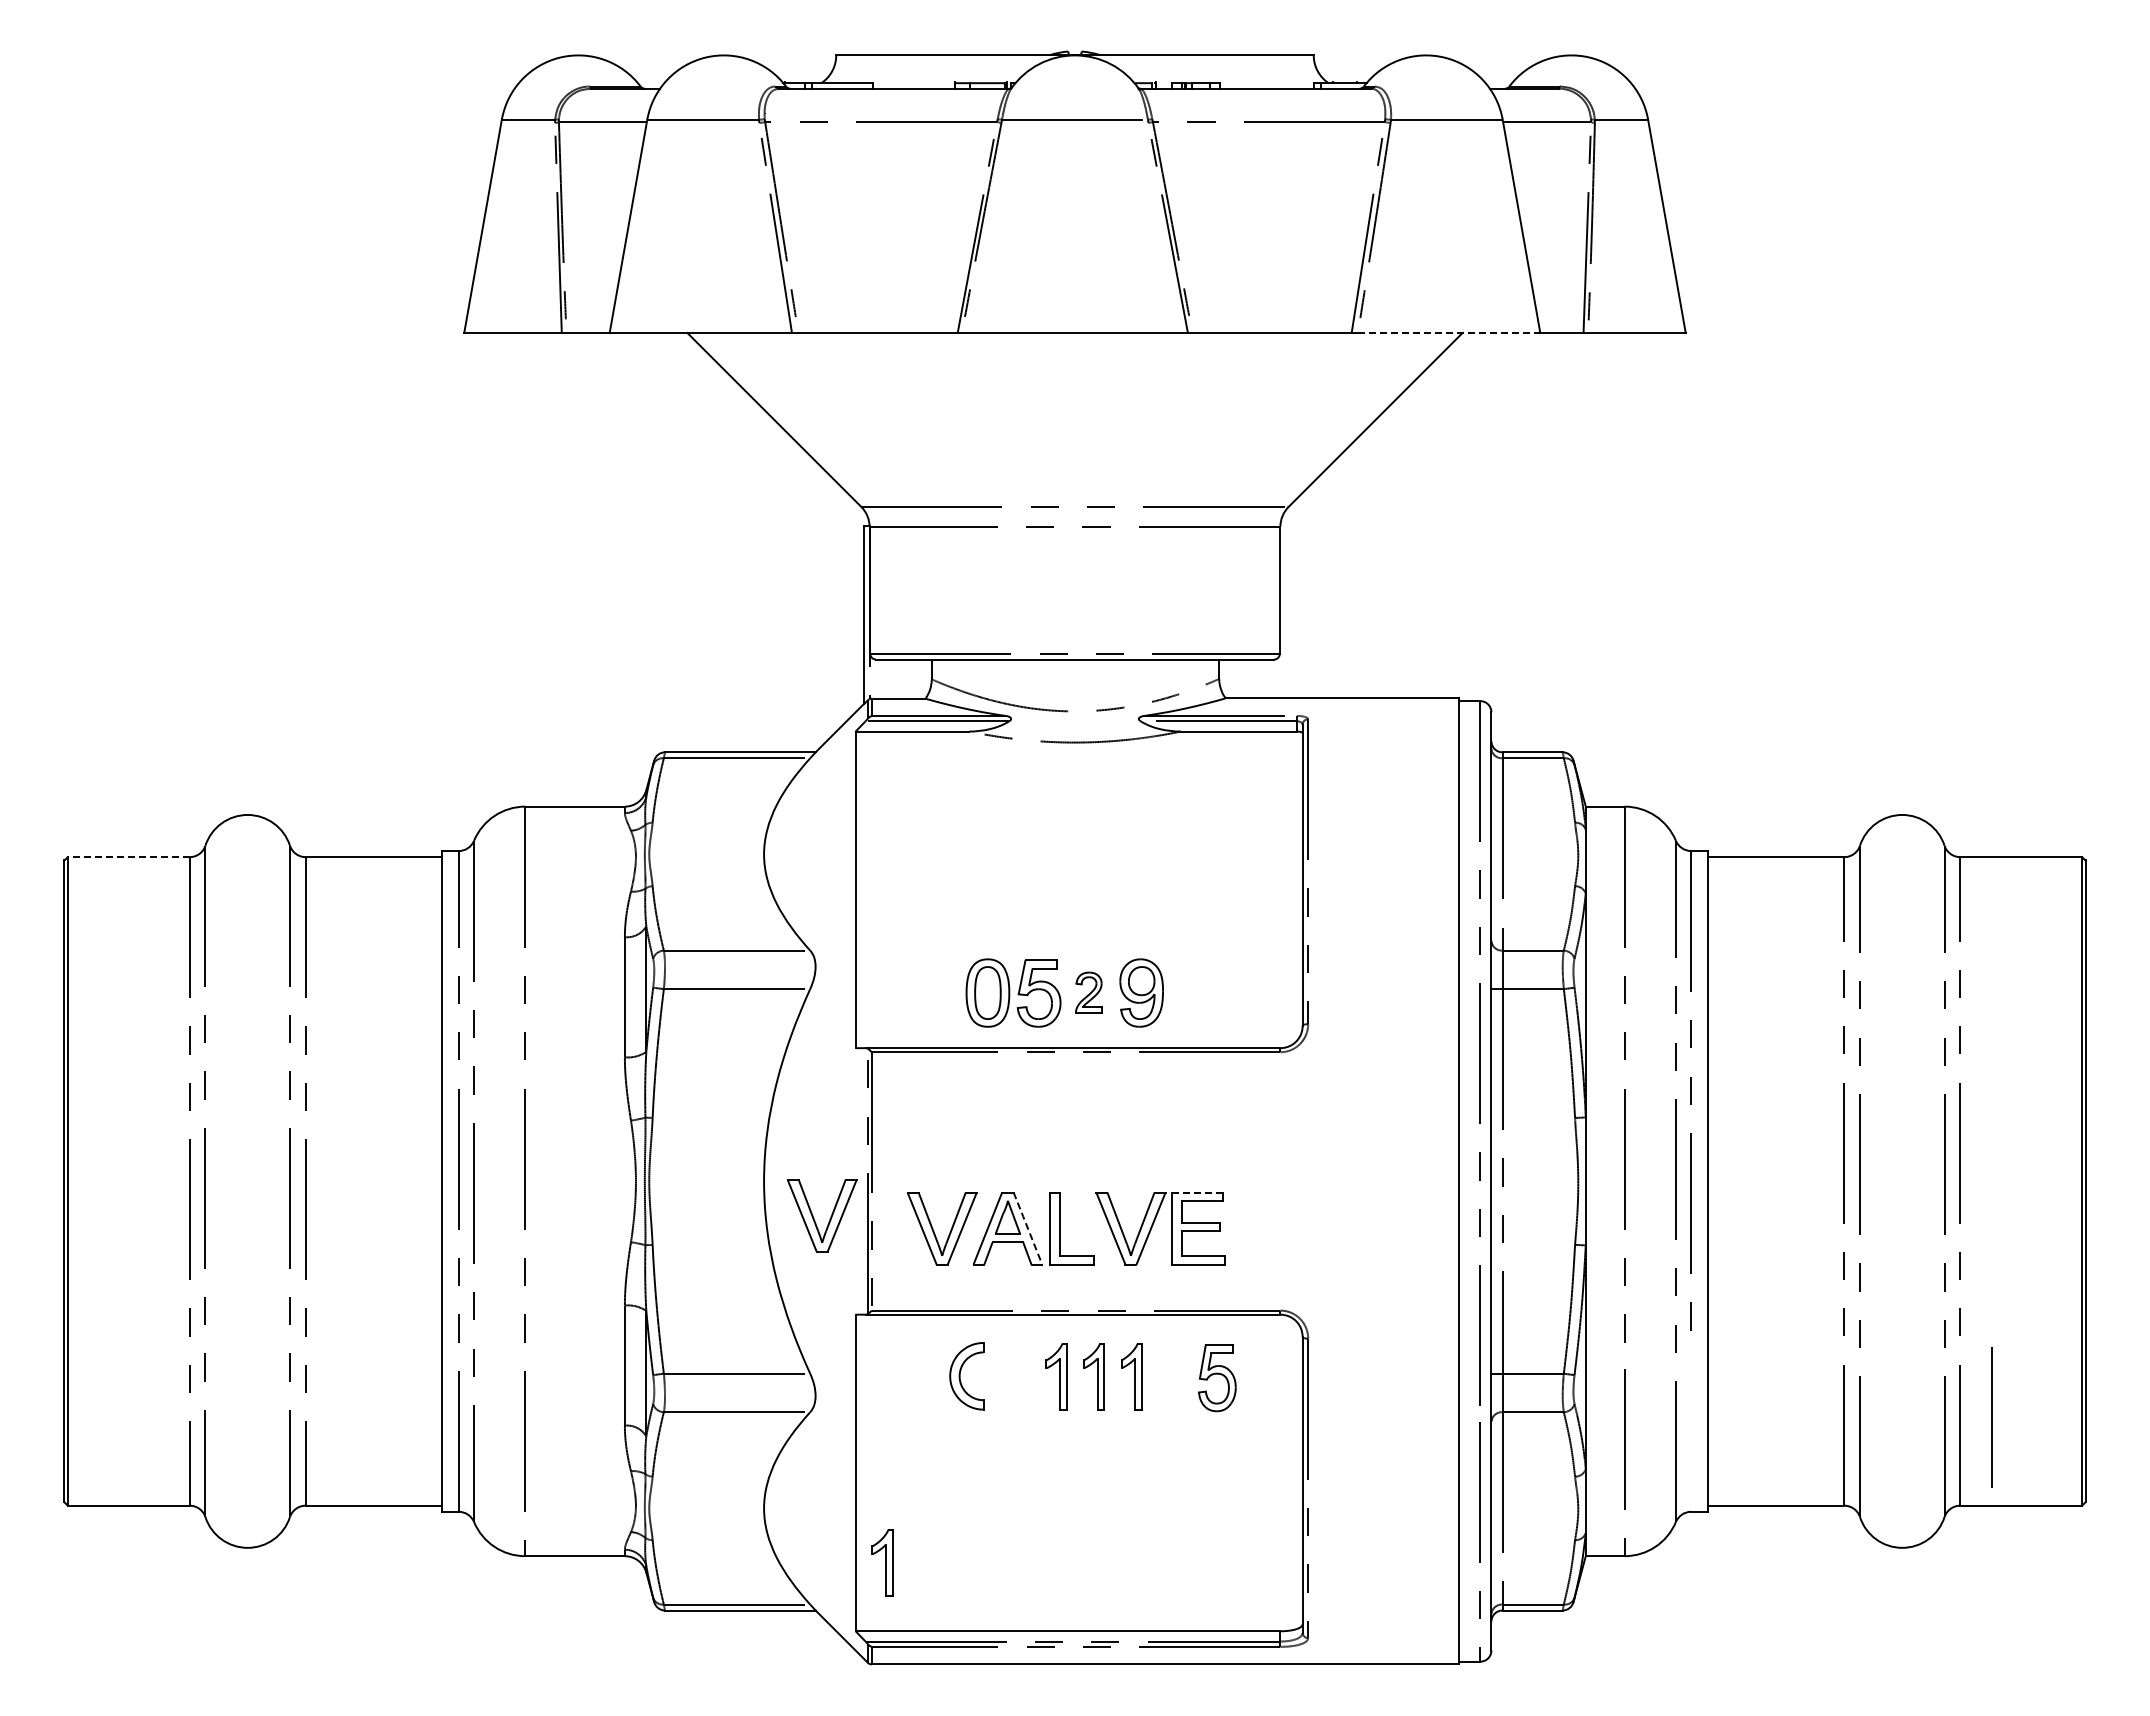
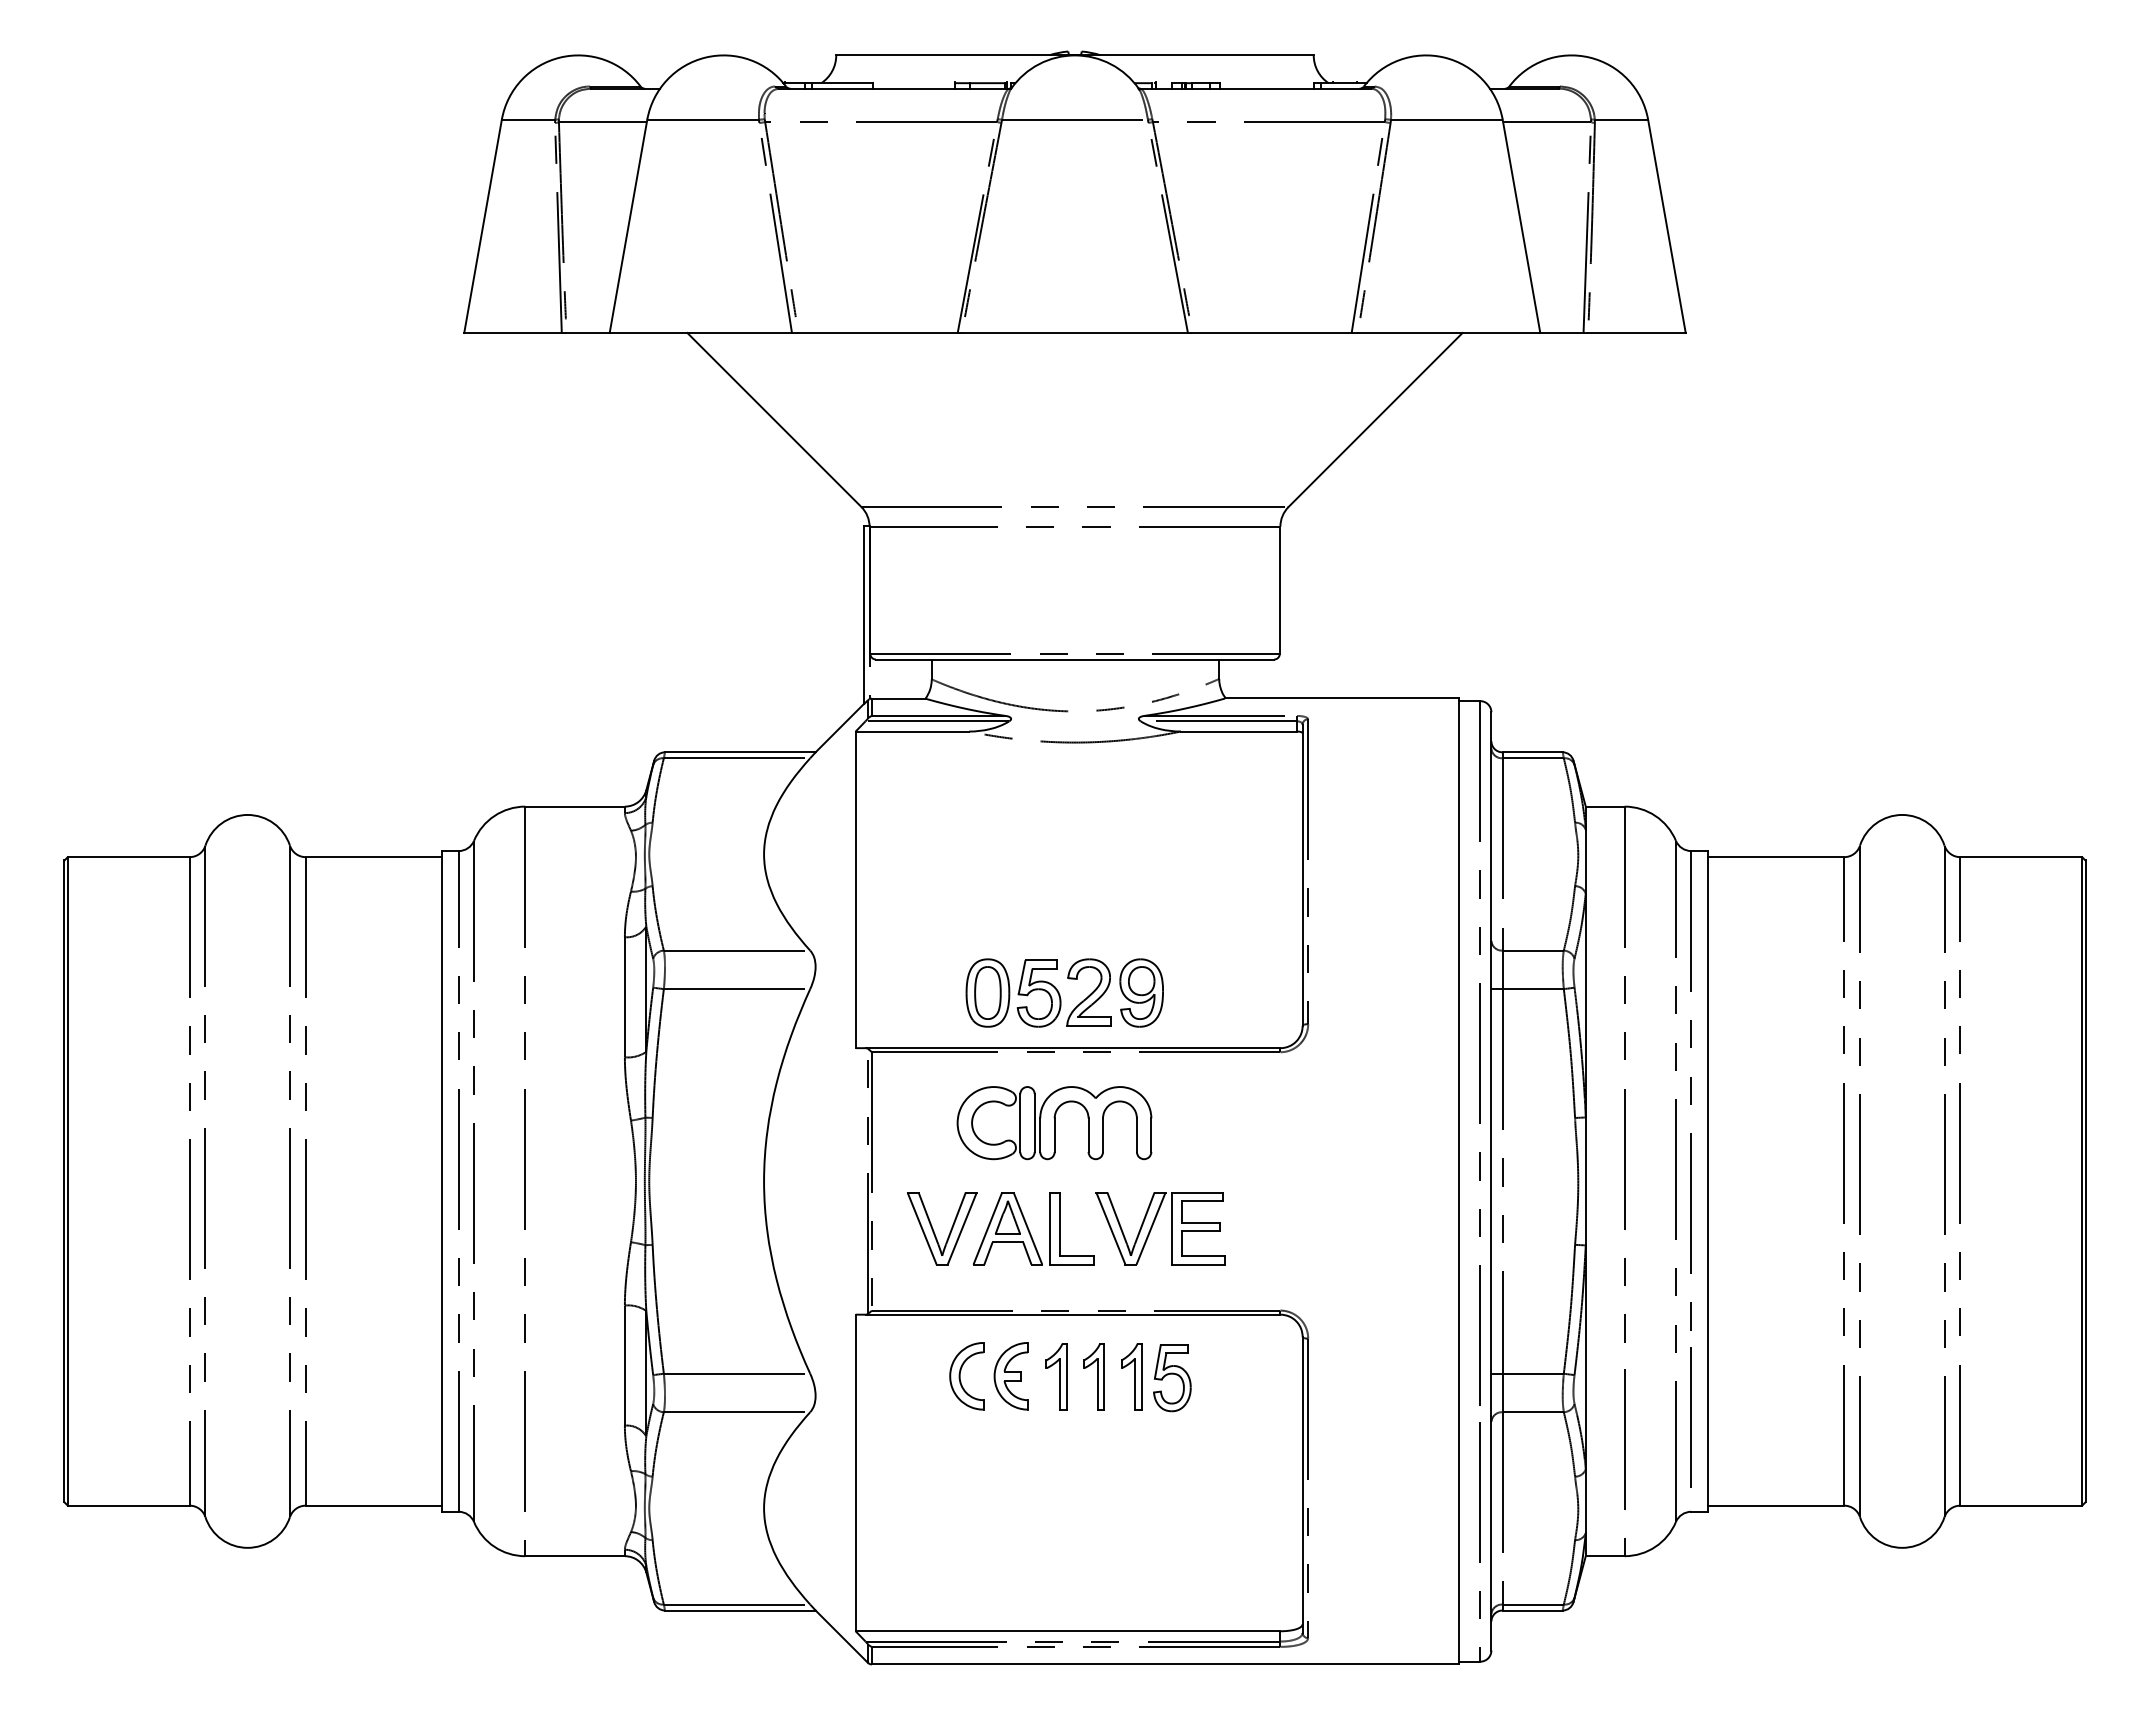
line: dashed -> solid (1449, 333)
line: dashed -> solid (128, 857)
part size: 28x43 px -> 46x69 px (1088, 992)
part: none -> present (1054, 1123)
line: dashed -> solid (1198, 1192)
part: present -> none (830, 1216)
line: dashed -> solid (1028, 1228)
part: none -> present (1010, 1376)
part position: (1217, 1378) -> (1172, 1378) (1172, 1378)
line position: (1991, 1417) -> (1690, 1417) (1690, 1417)
part: present -> none (882, 1562)
